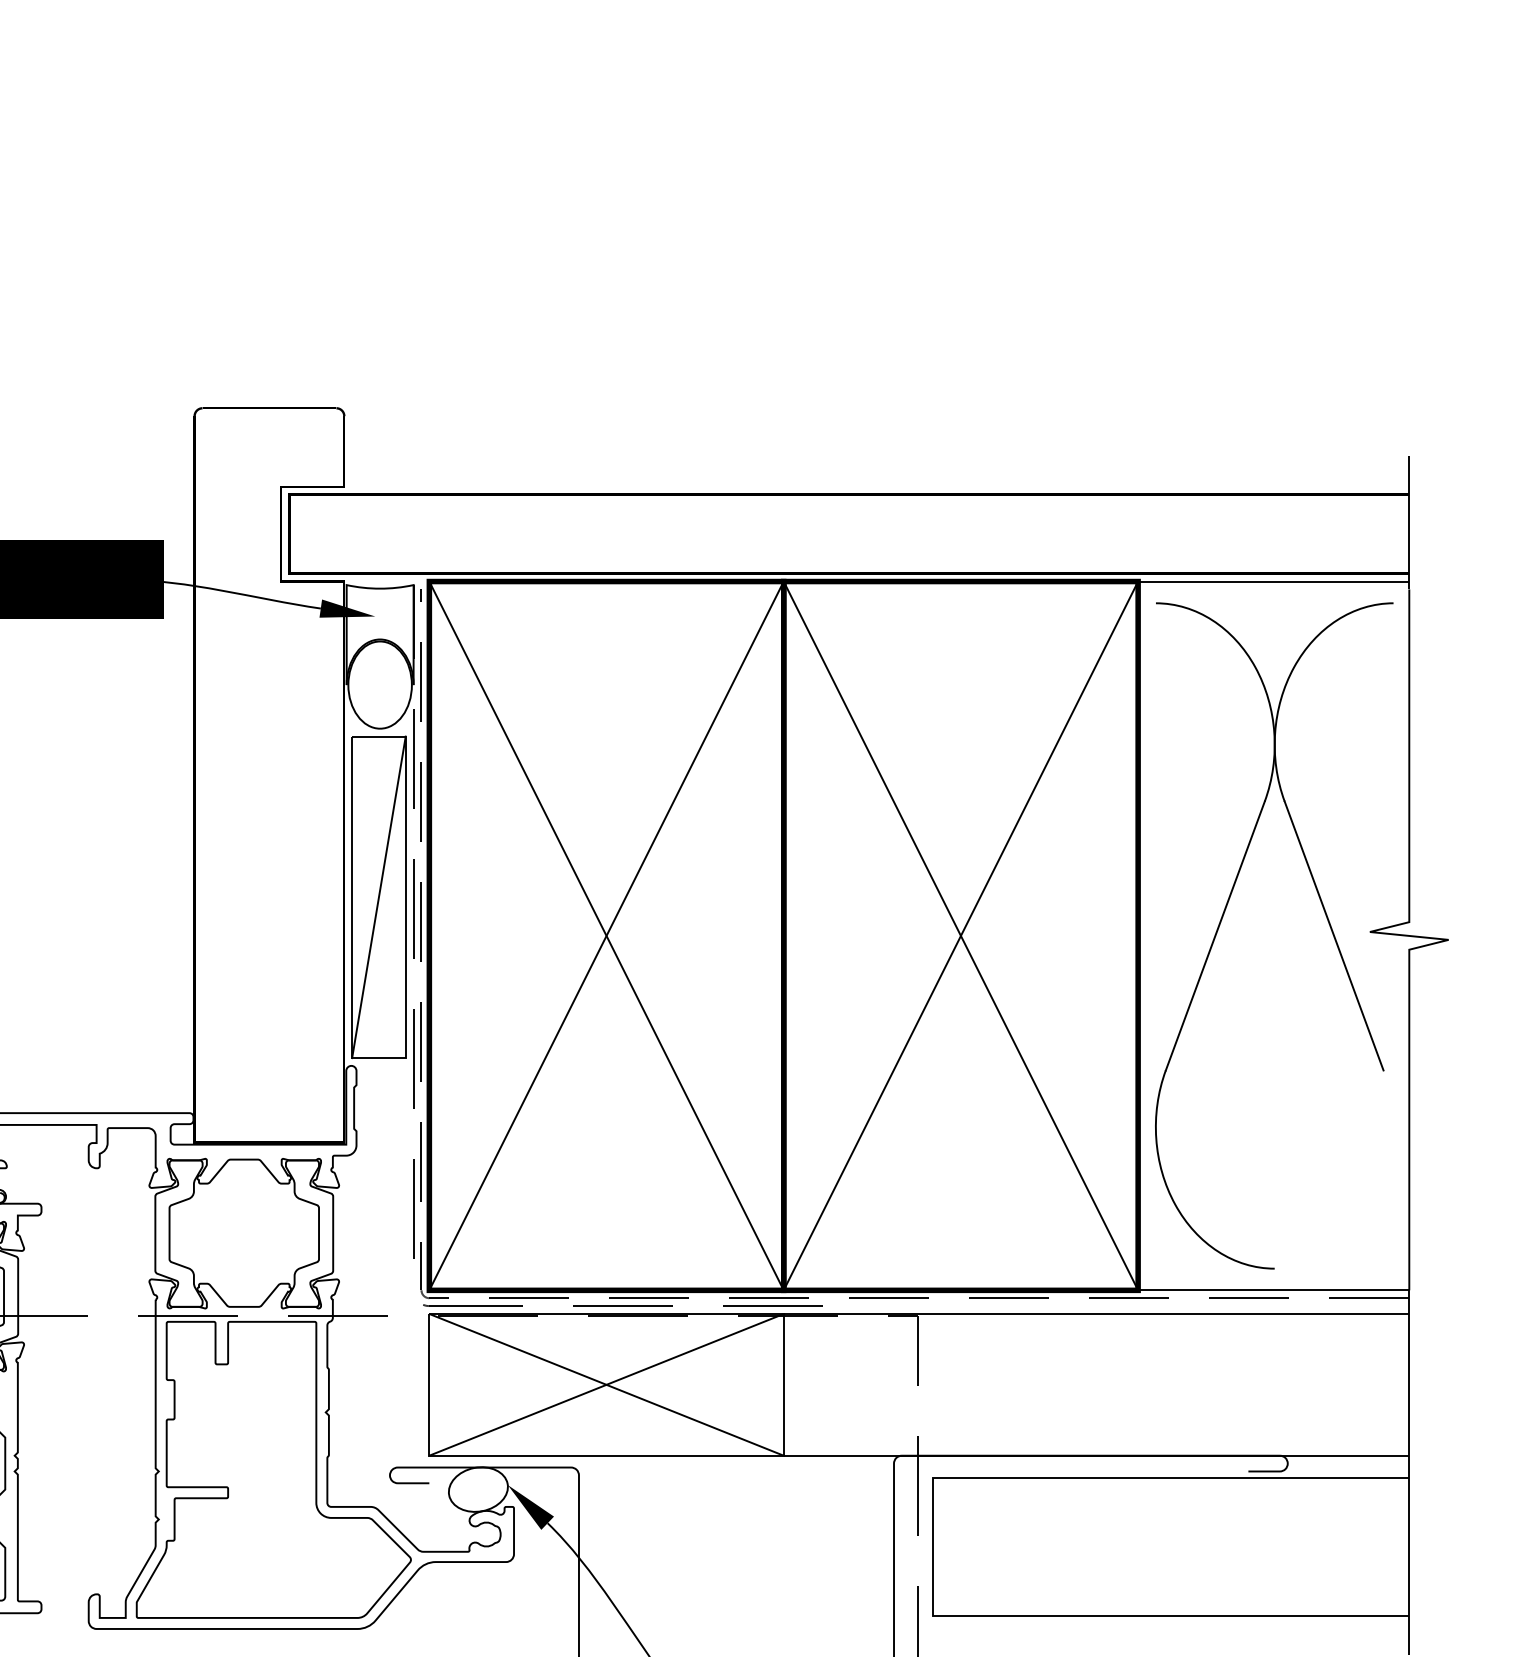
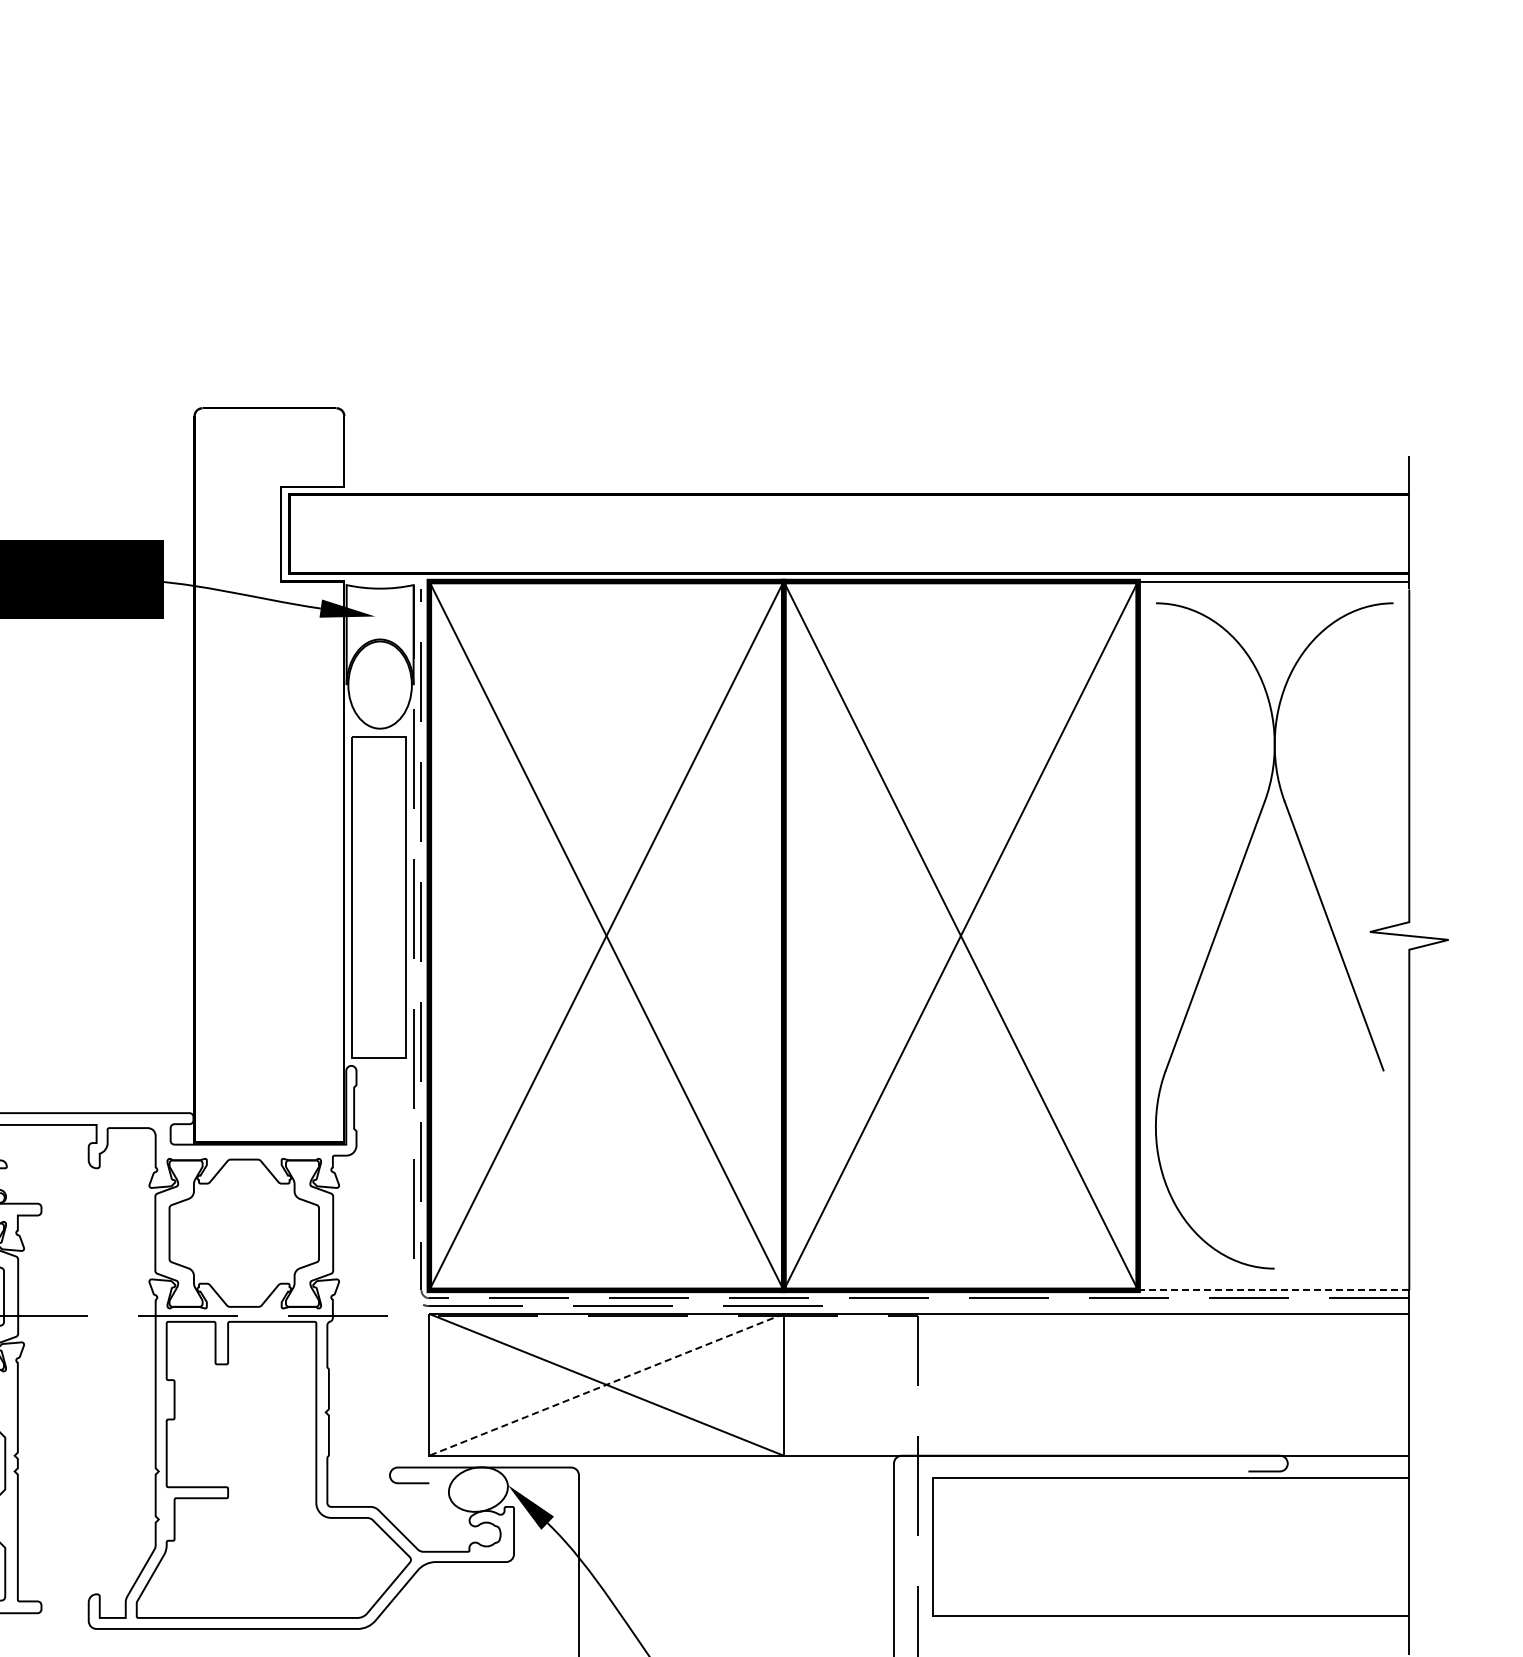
line: present -> none (378, 897)
line: solid -> dashed (1273, 1290)
line: solid -> dashed (606, 1384)
